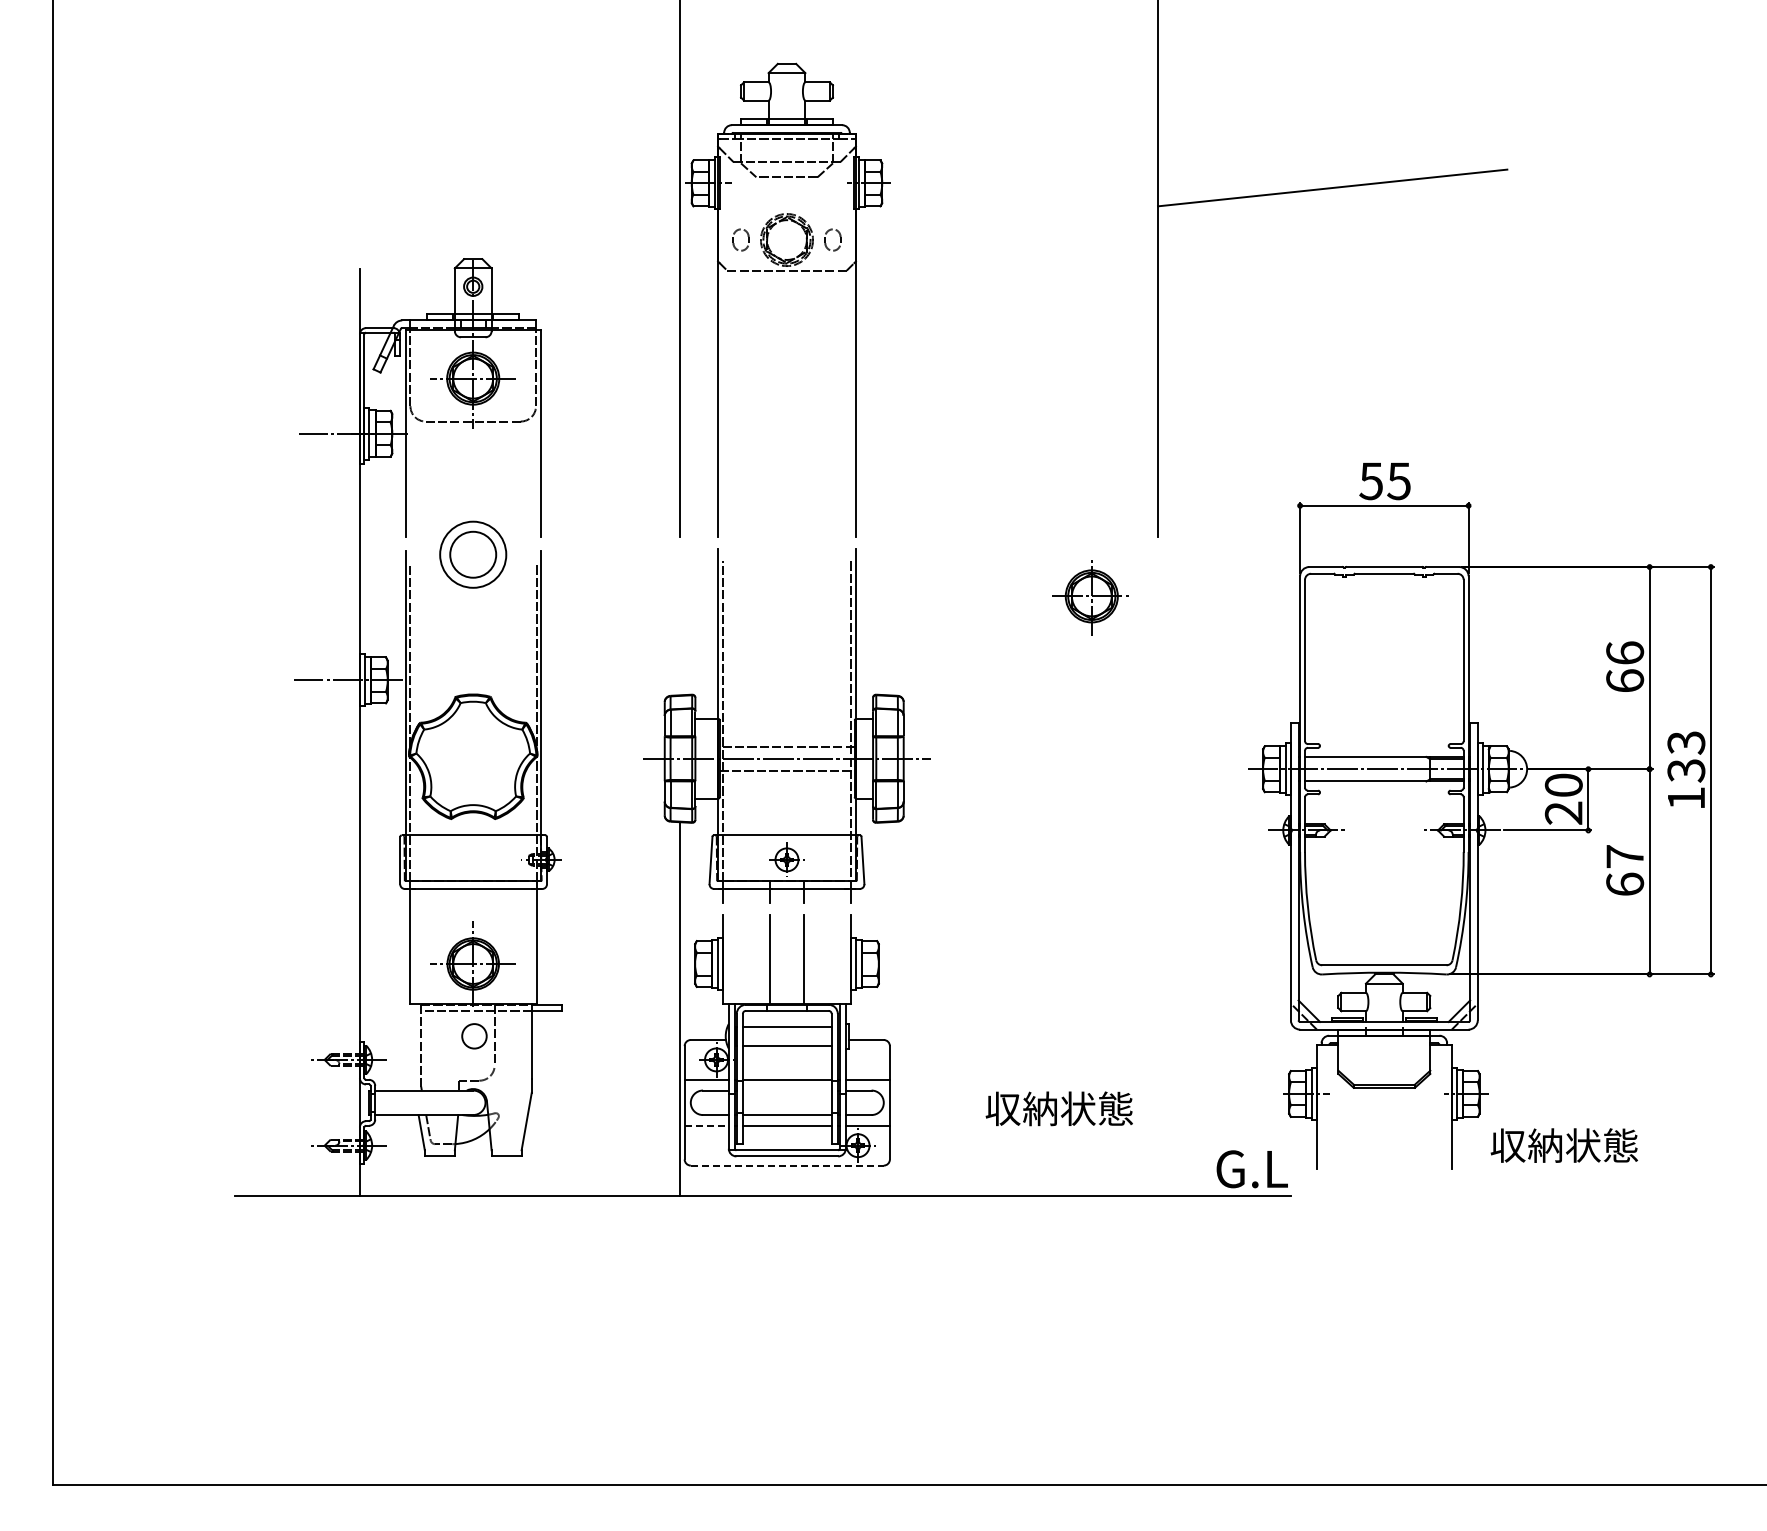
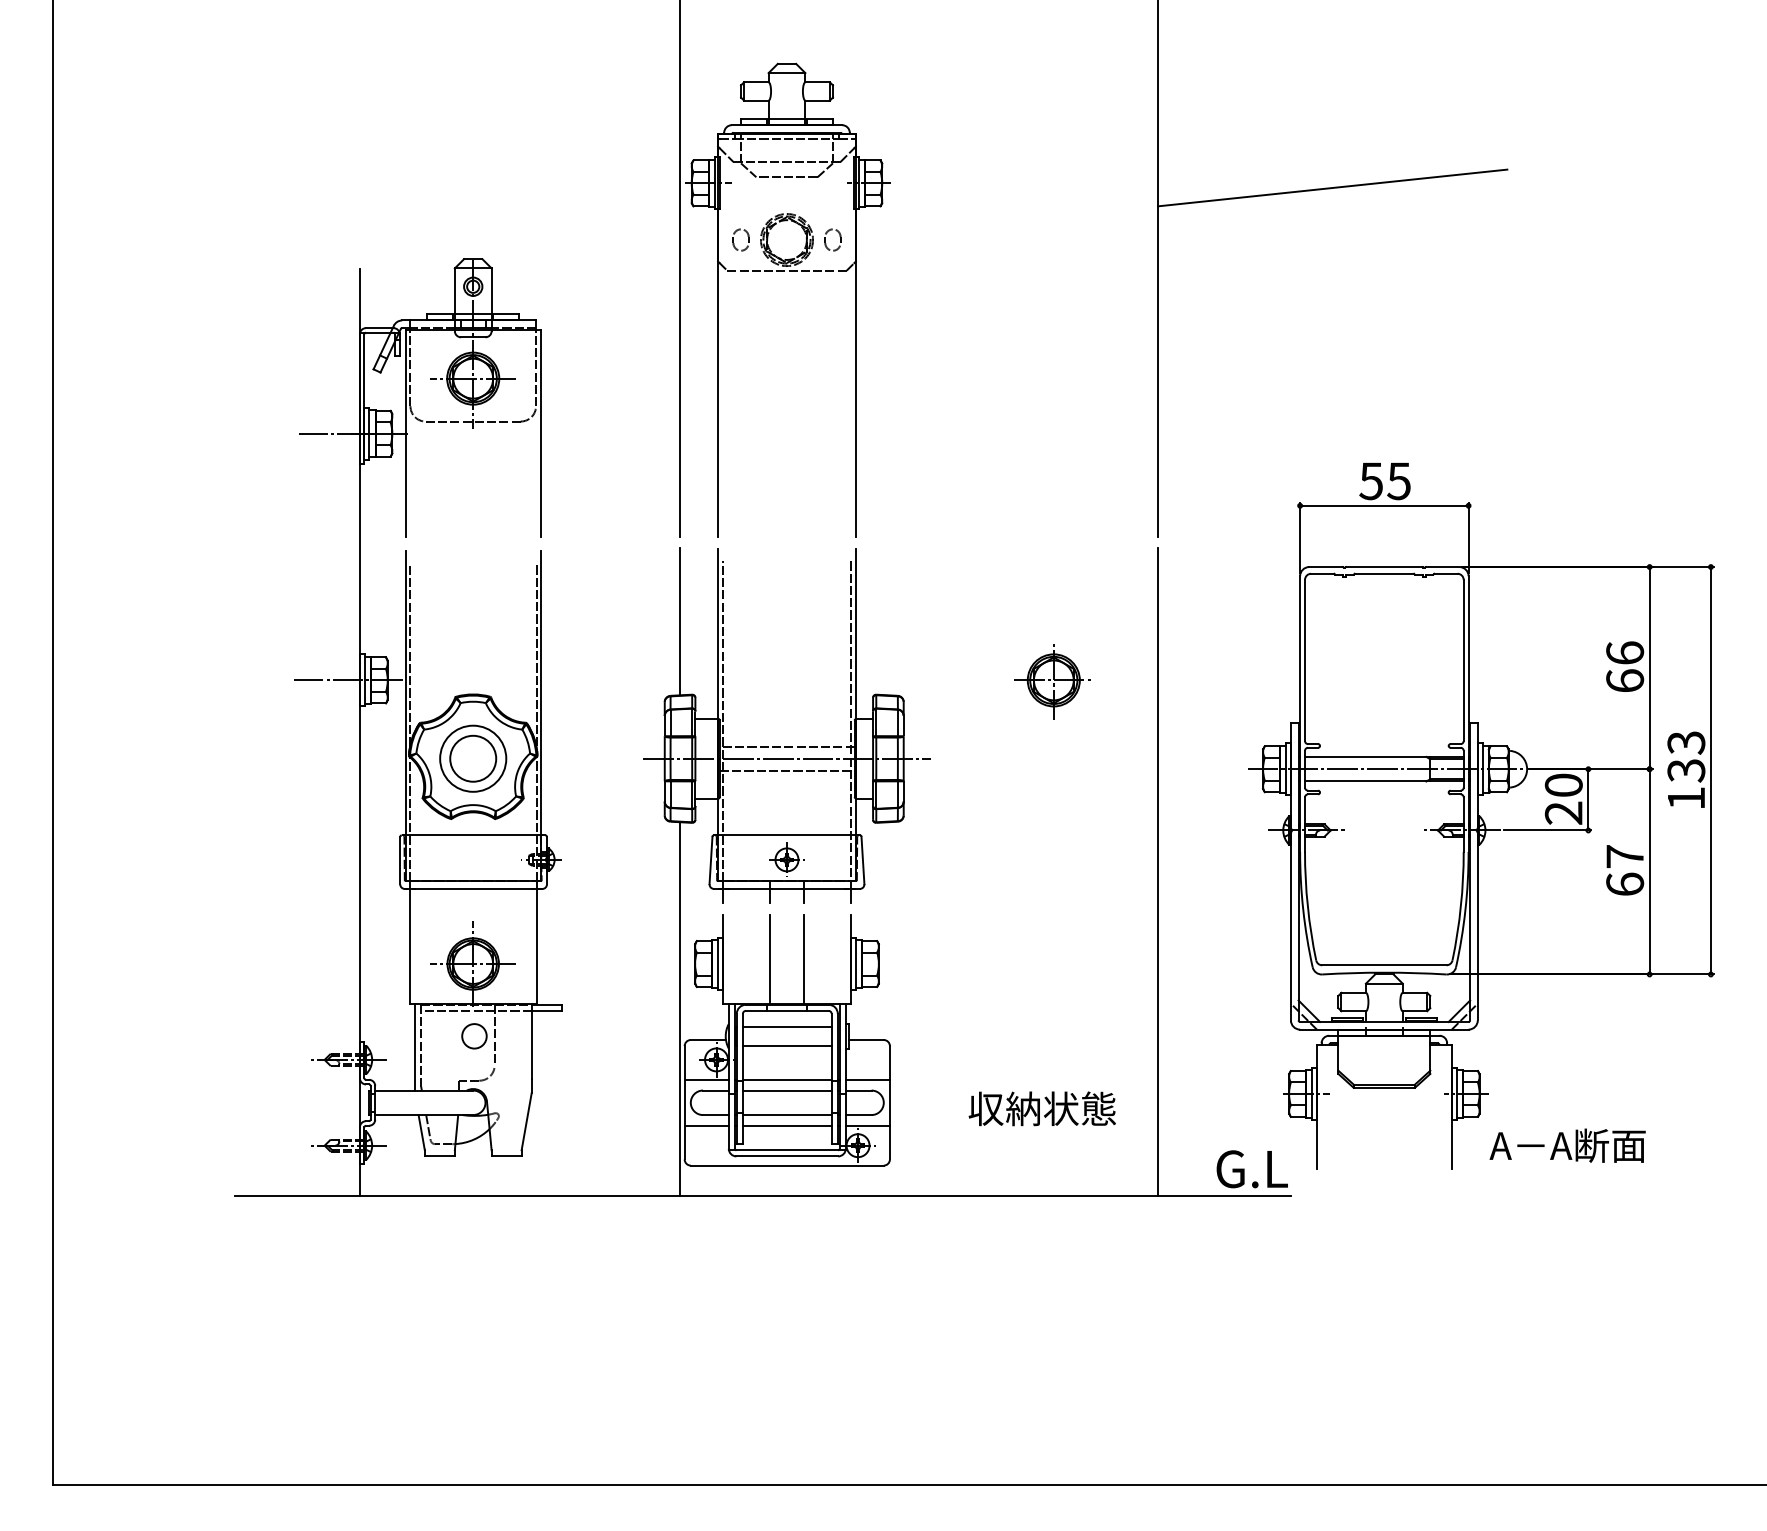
part position: (473, 554) -> (473, 758) (473, 758)
part position: (1090, 597) -> (1052, 681) (1052, 681)
line: none -> present (680, 621)
line: none -> present (1157, 872)
line: none -> present (414, 1046)
line: none -> present (786, 1090)
text position: (1058, 1108) -> (1041, 1108) (1041, 1108)
line: dashed -> solid (707, 1125)
text: 収納状態 -> A－A断面 (1567, 1145)
line: dashed -> solid (787, 1165)
